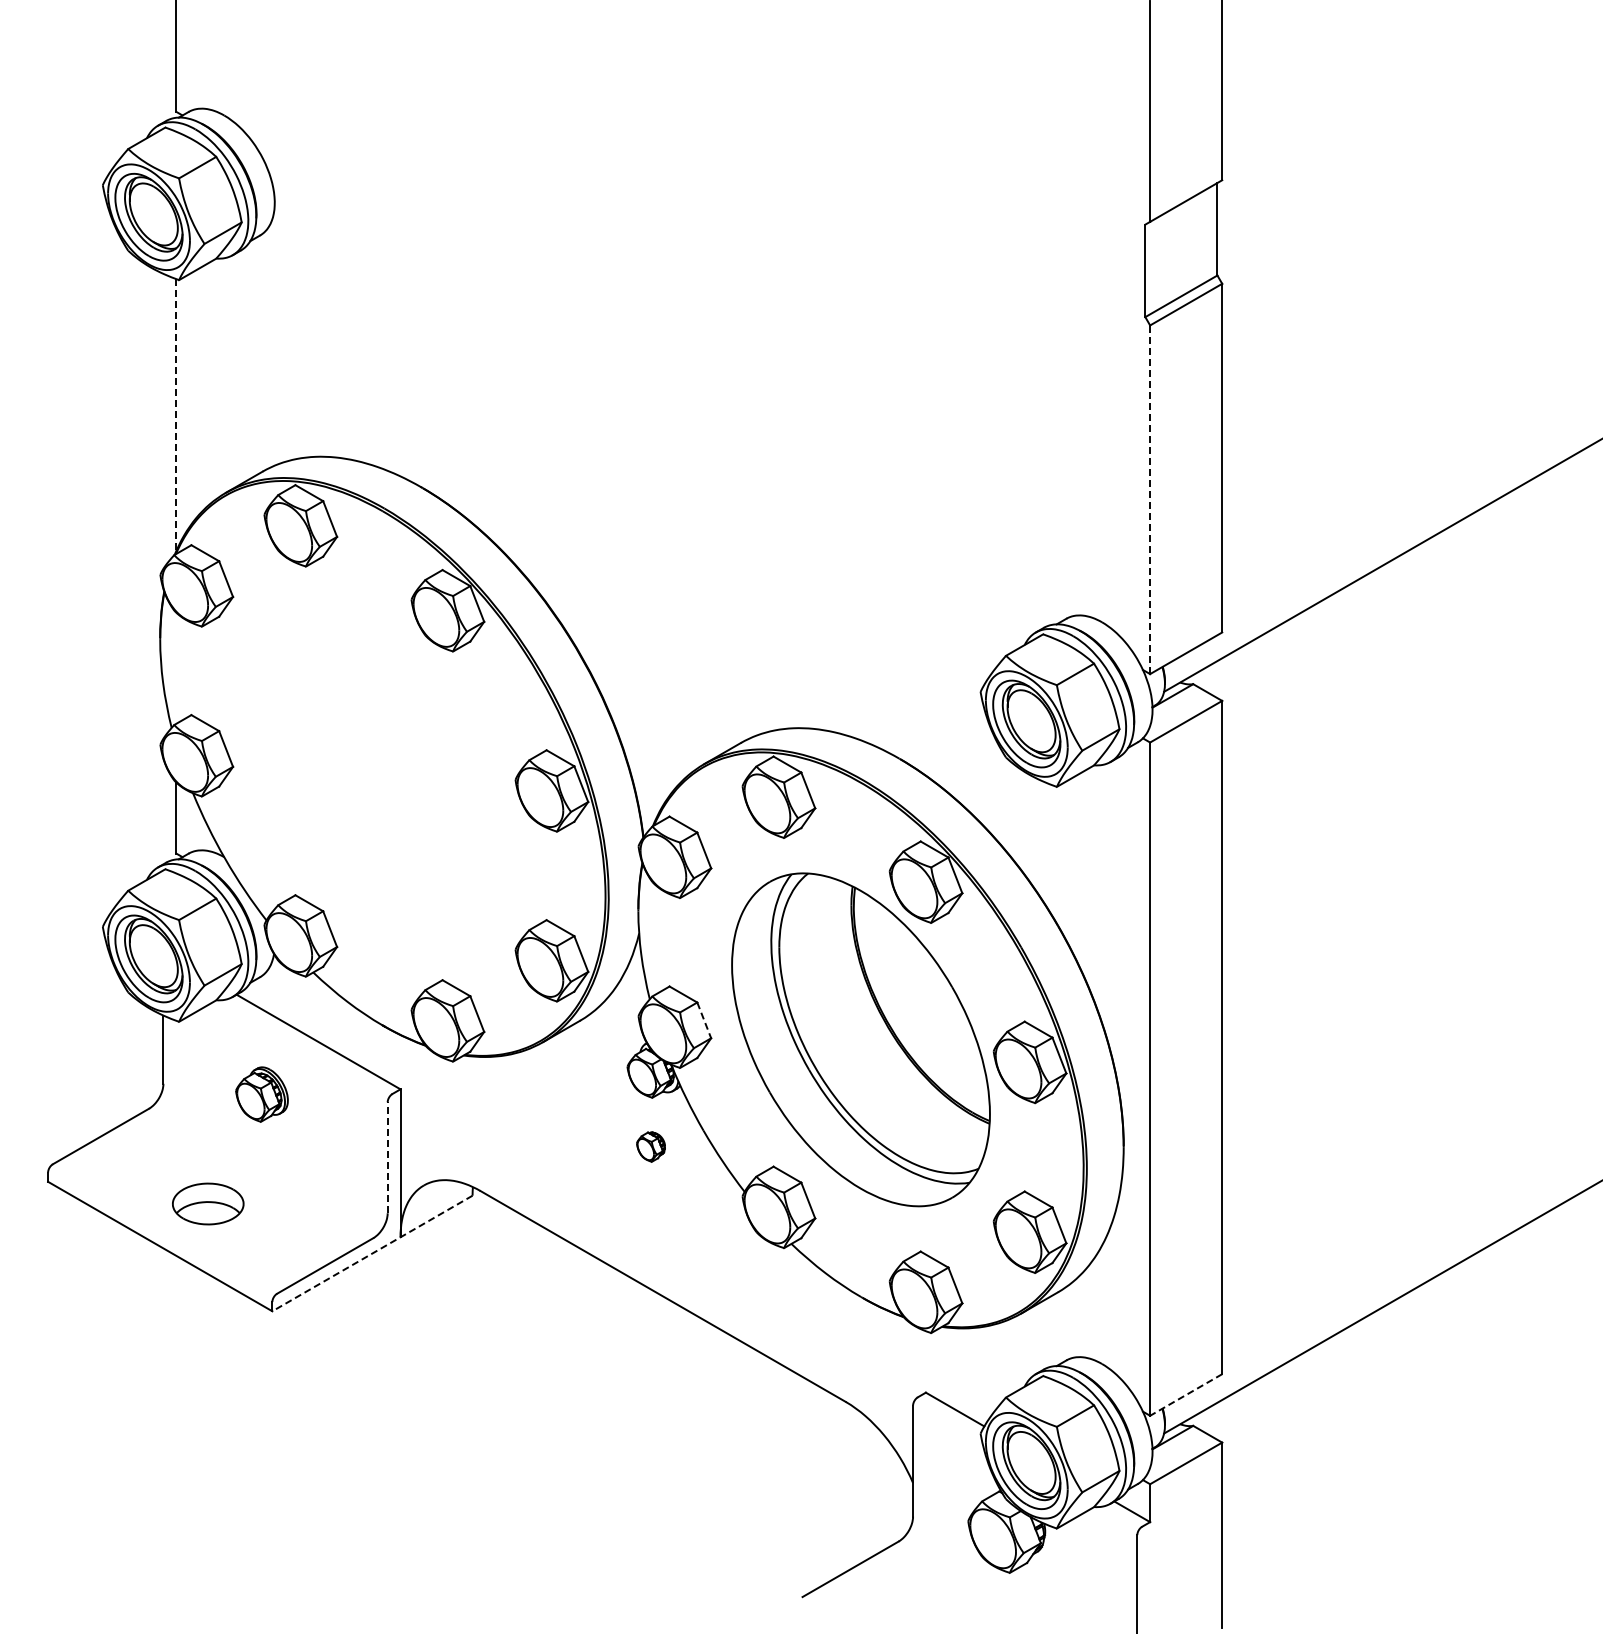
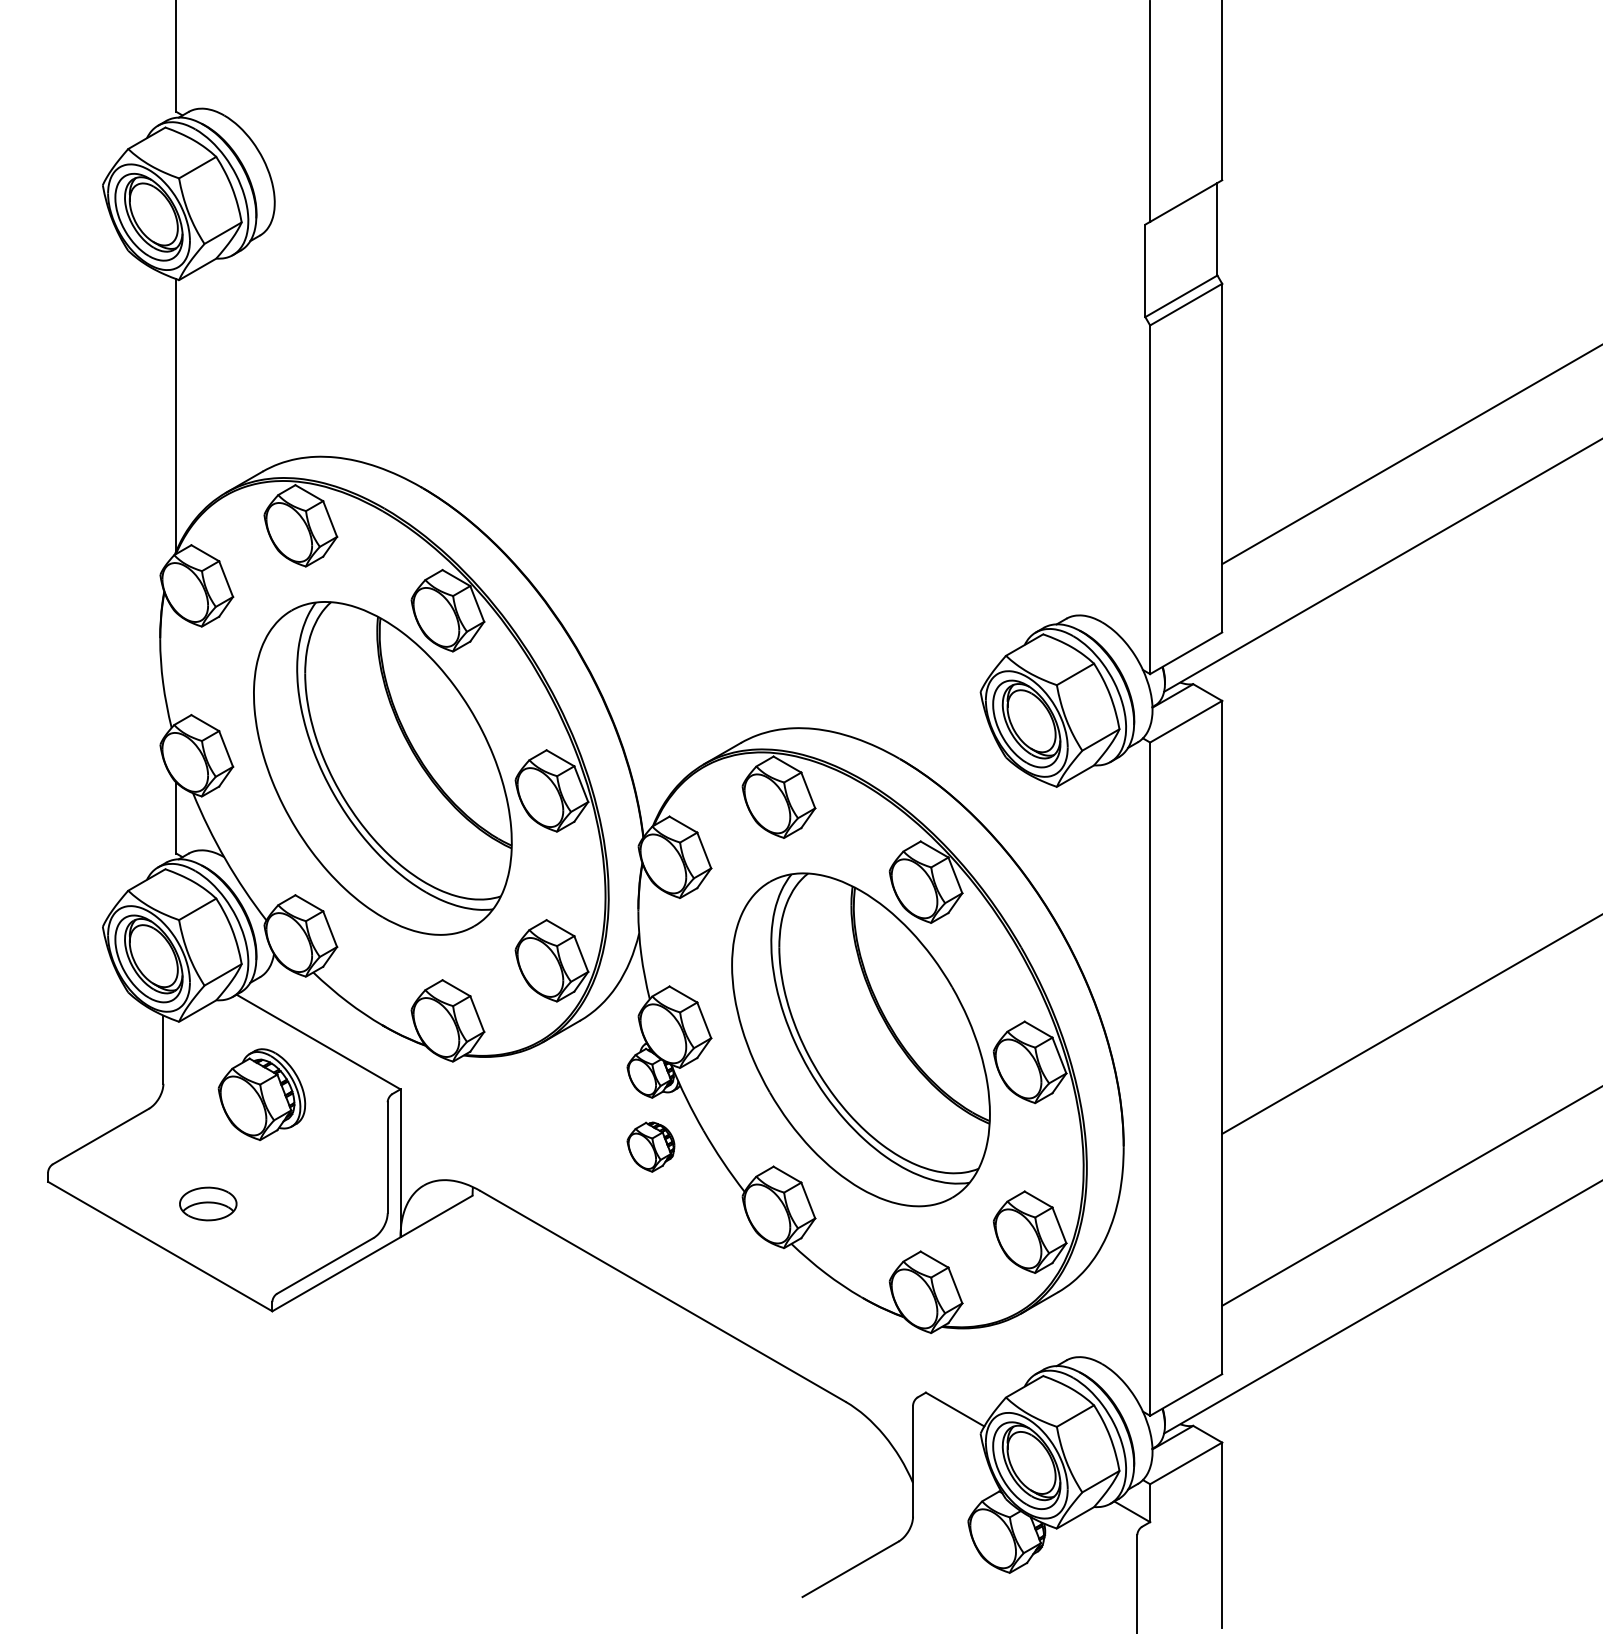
line: dashed -> solid (176, 415)
line: none -> present (1410, 455)
line: dashed -> solid (1150, 499)
part: none -> present (382, 768)
line: dashed -> solid (704, 1020)
line: none -> present (1410, 1024)
part size: 54x57 px -> 90x93 px (261, 1094)
part size: 30x32 px -> 50x52 px (650, 1146)
line: dashed -> solid (387, 1157)
line: none -> present (1410, 1196)
part size: 73x44 px -> 59x36 px (208, 1203)
line: dashed -> solid (372, 1253)
line: dashed -> solid (1186, 1394)
